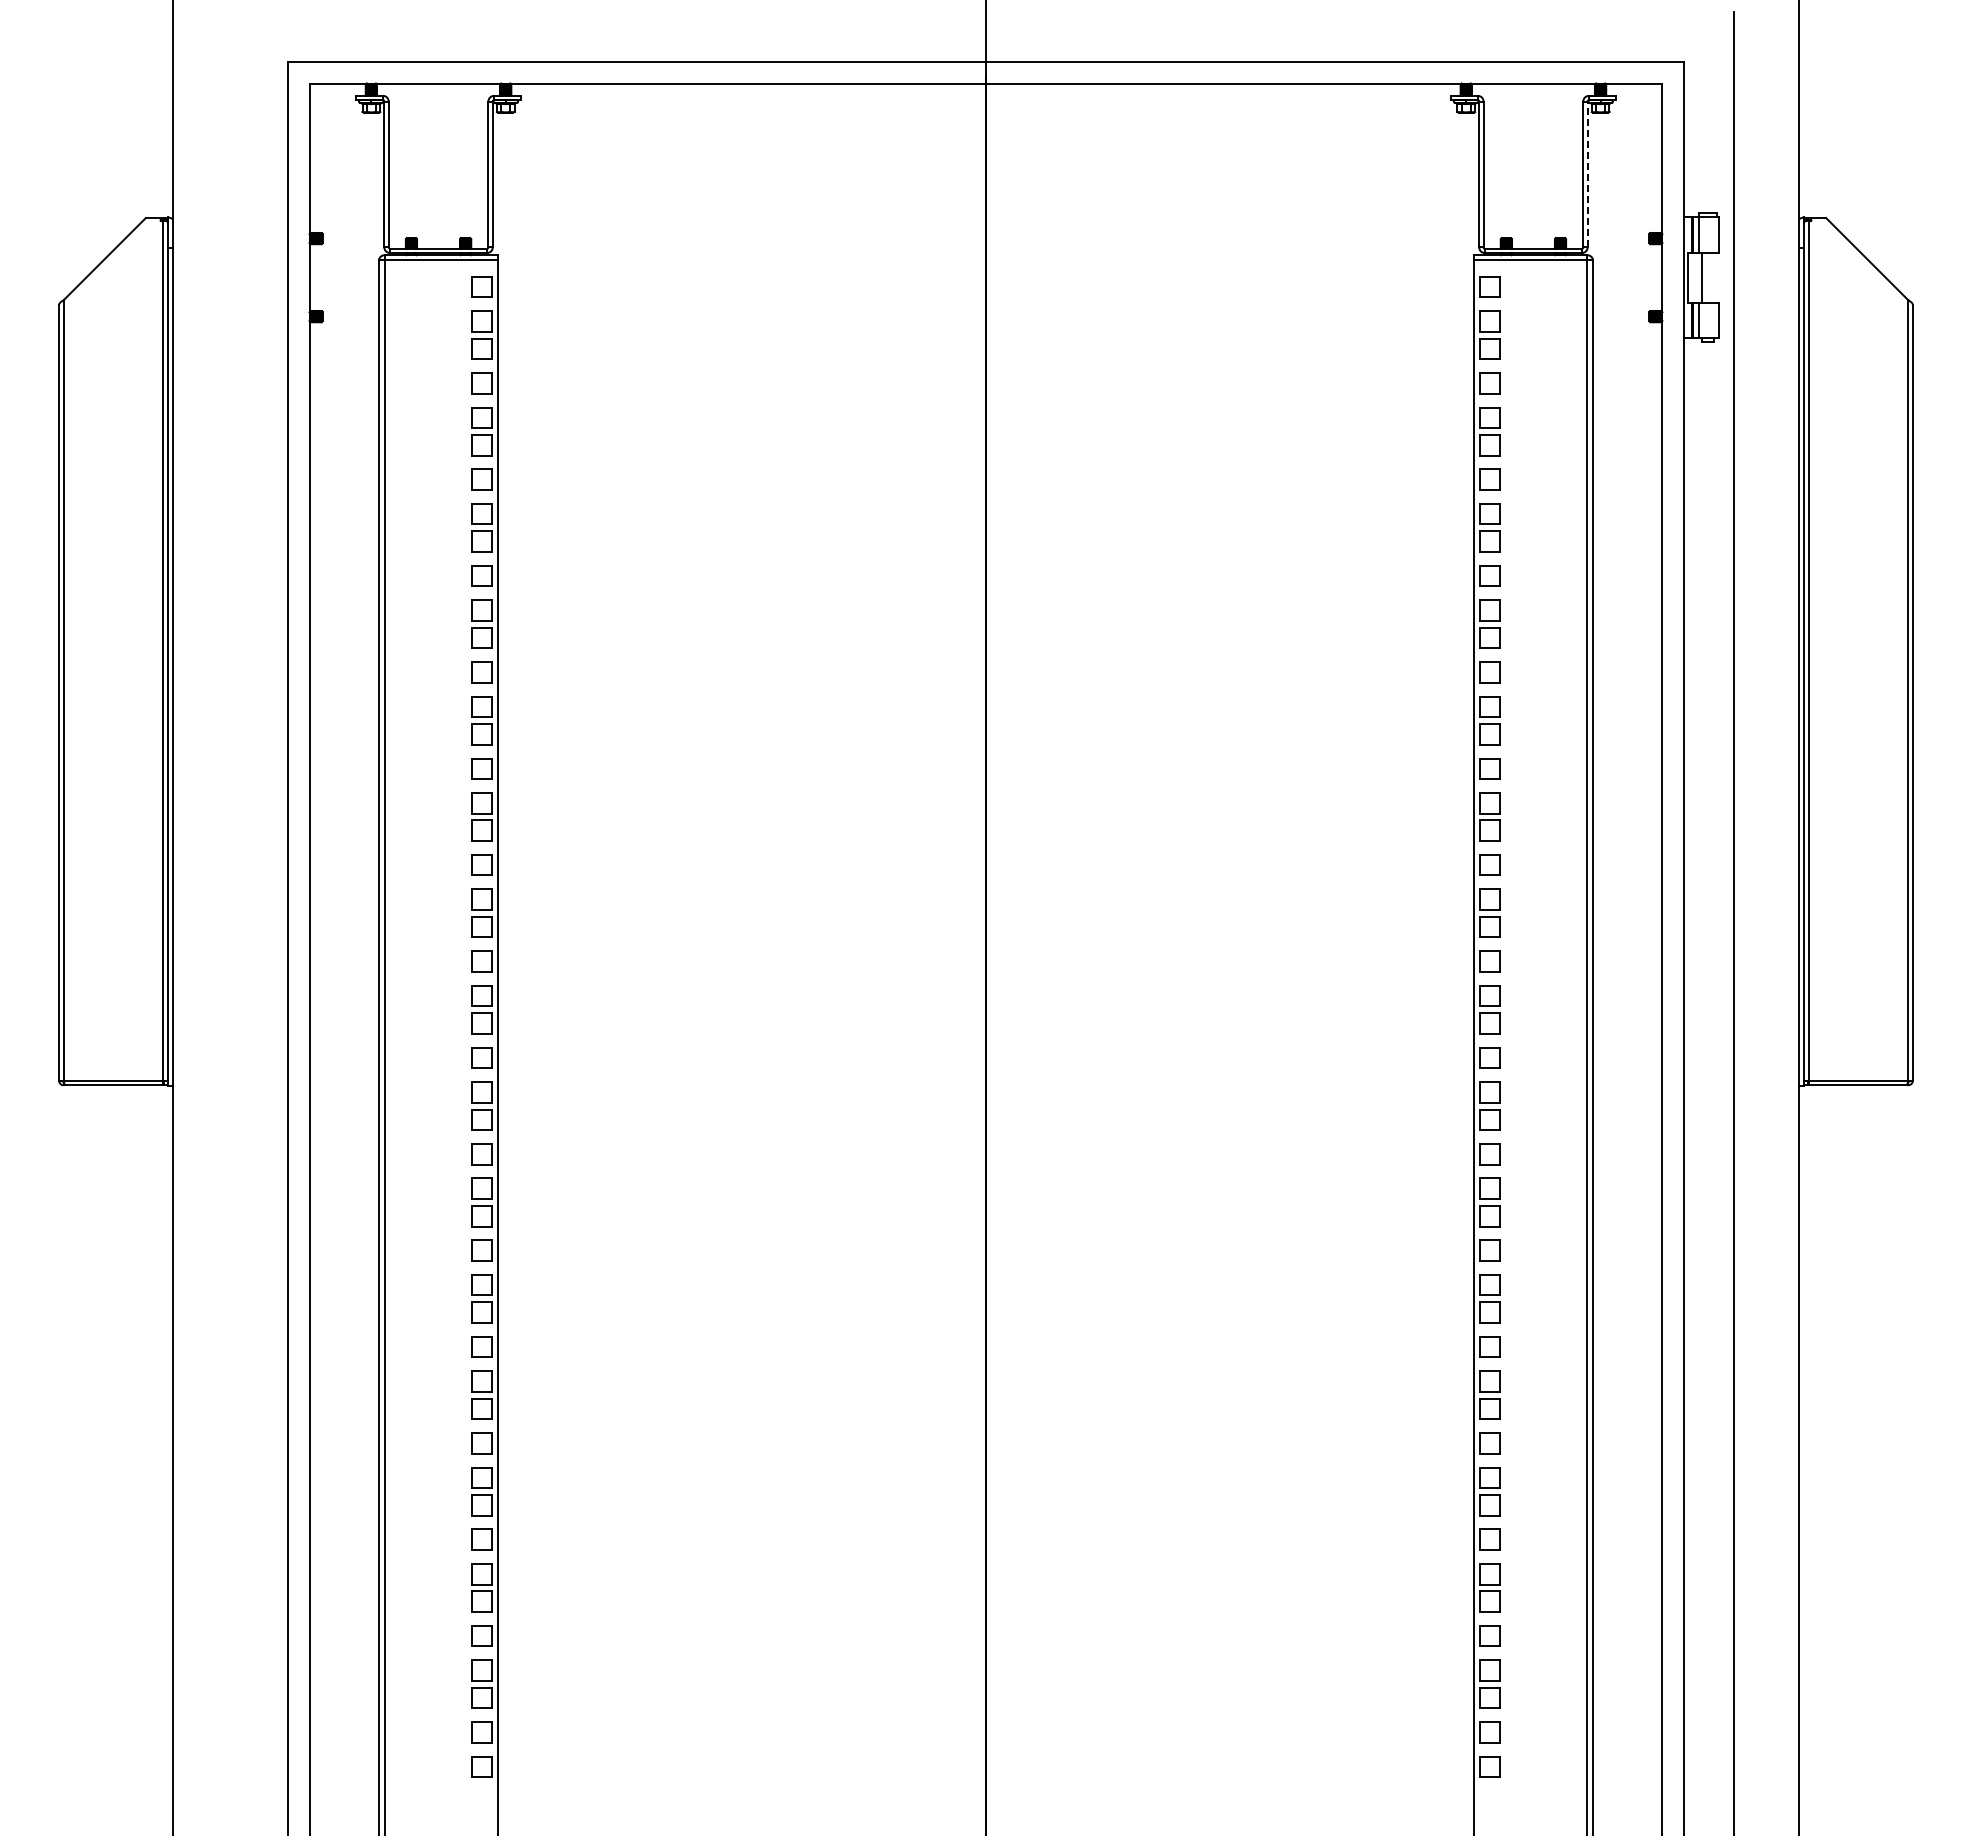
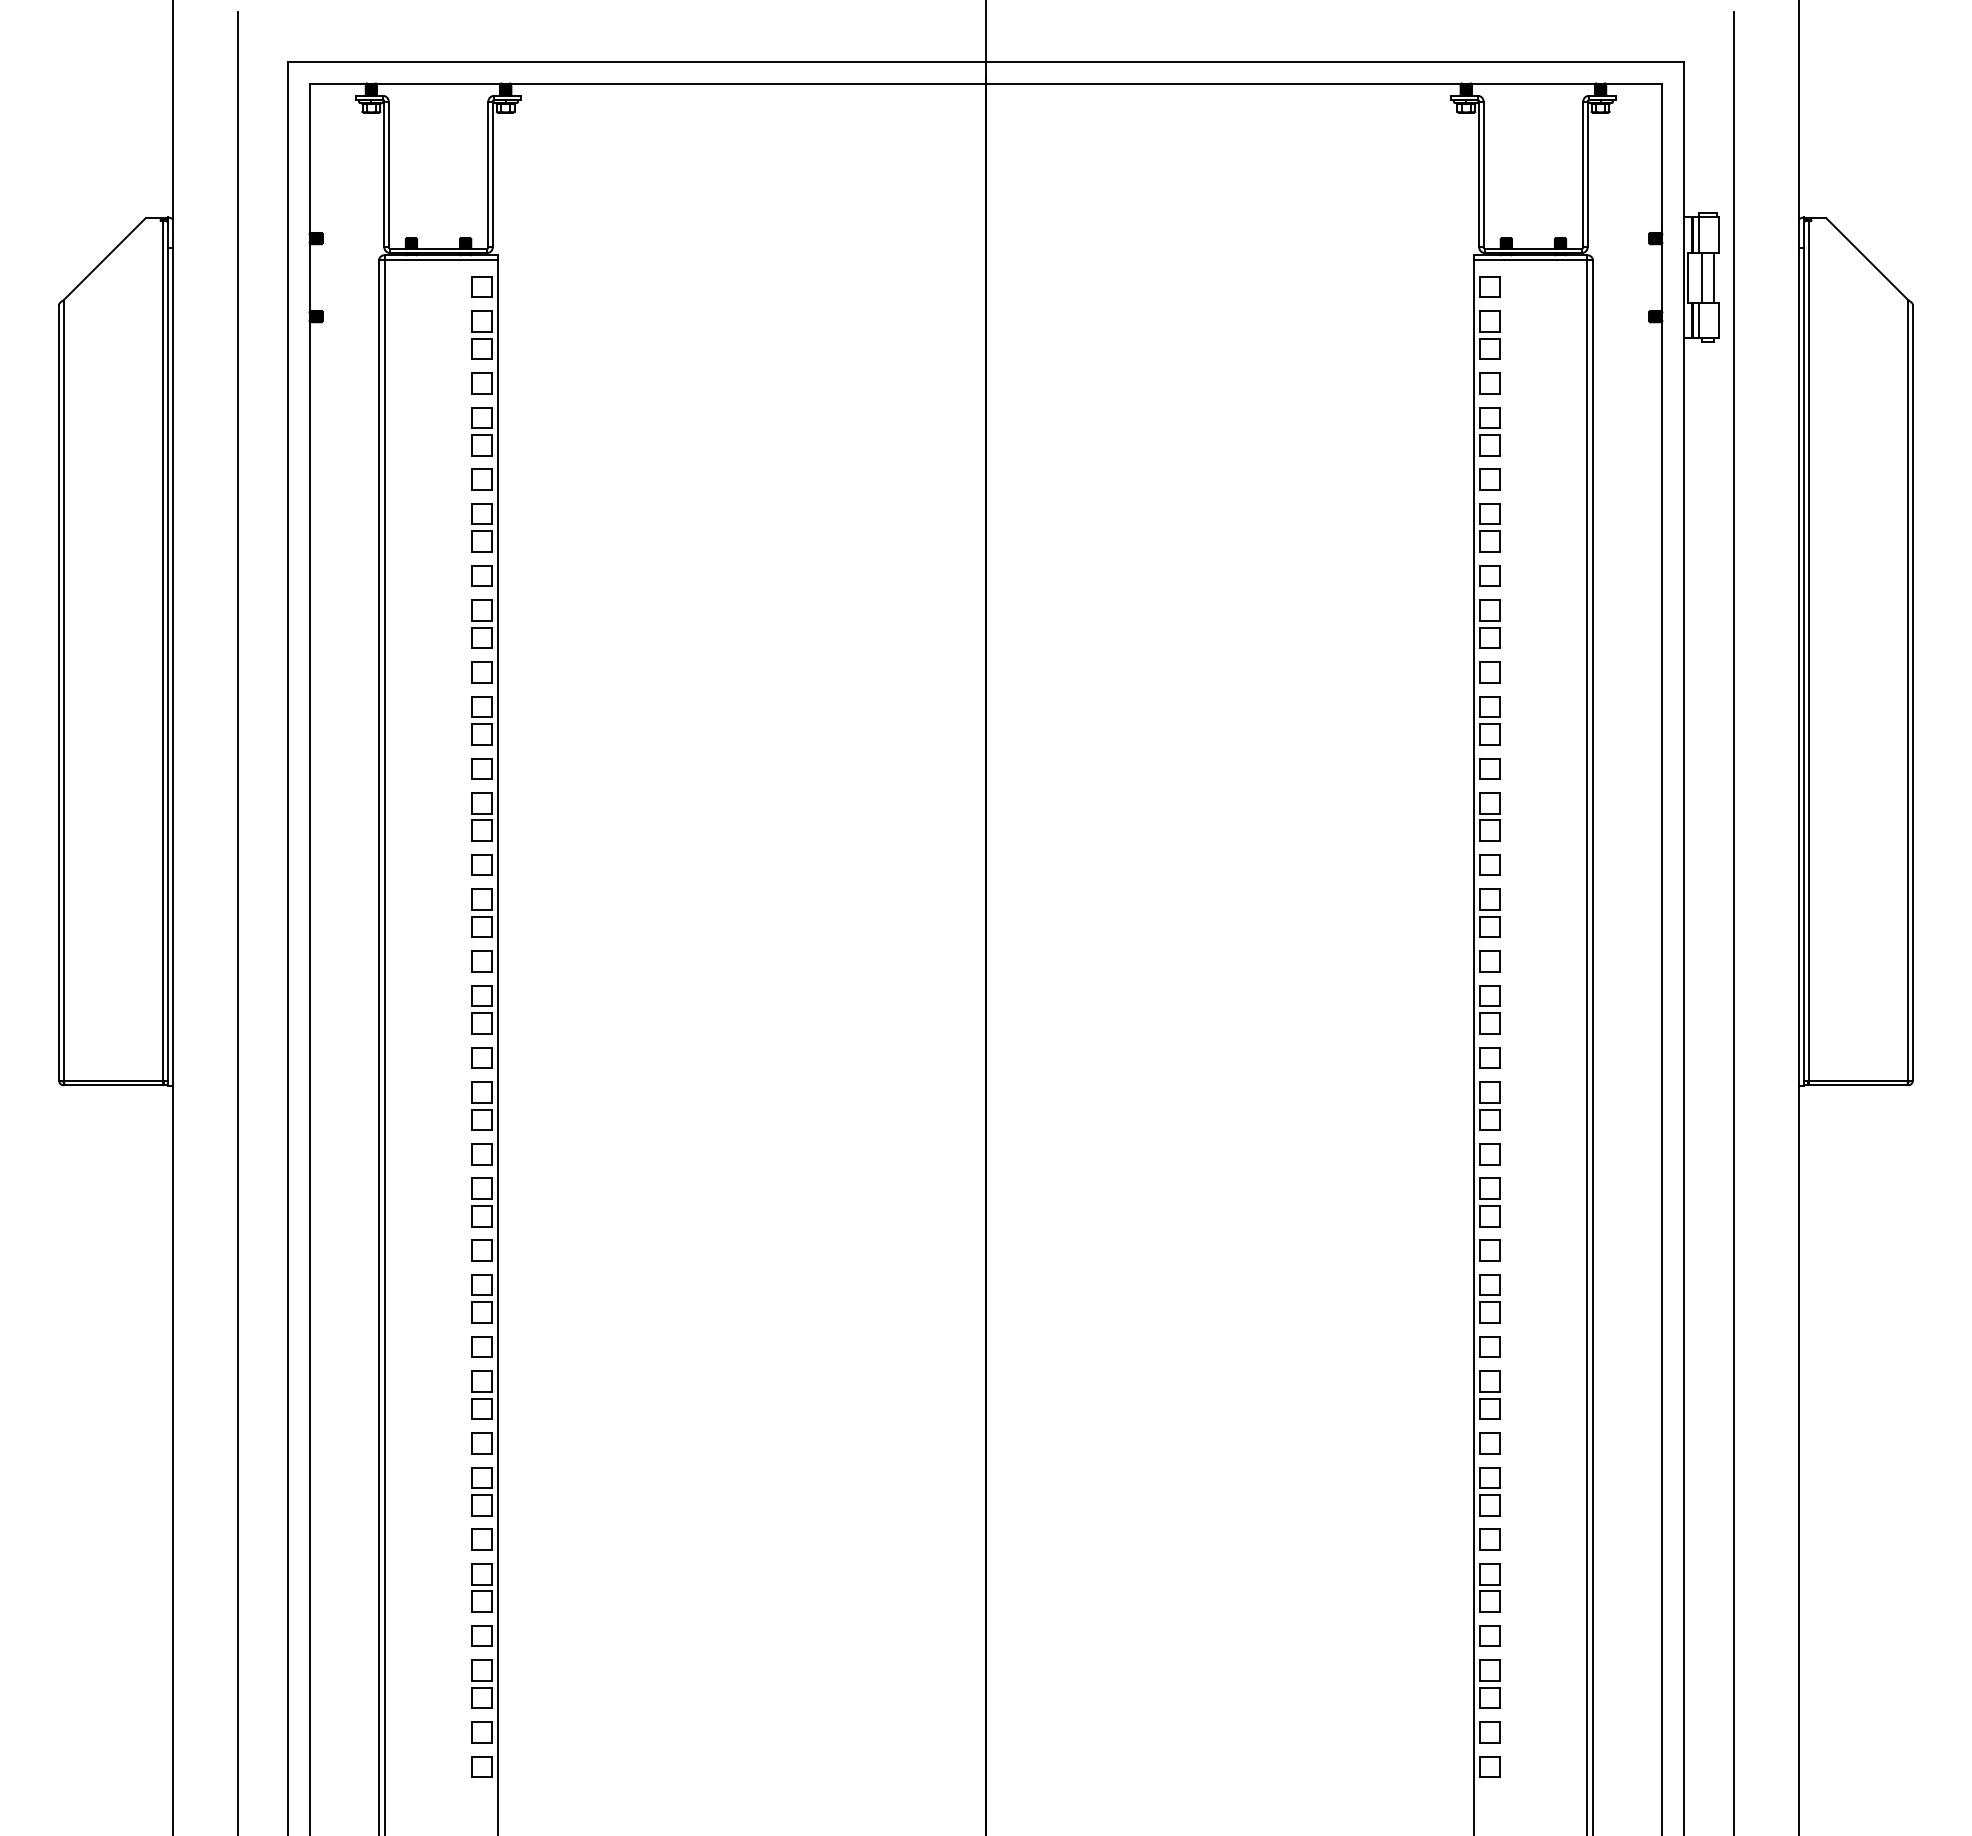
line: dashed -> solid (1587, 174)
line: none -> present (1714, 277)
line: none -> present (238, 922)
